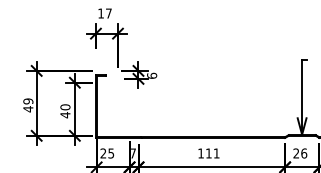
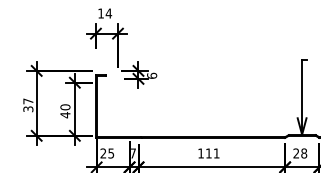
text: 17 -> 14 (108, 13)
text: 49 -> 37 (28, 105)
text: 26 -> 28 (304, 153)
